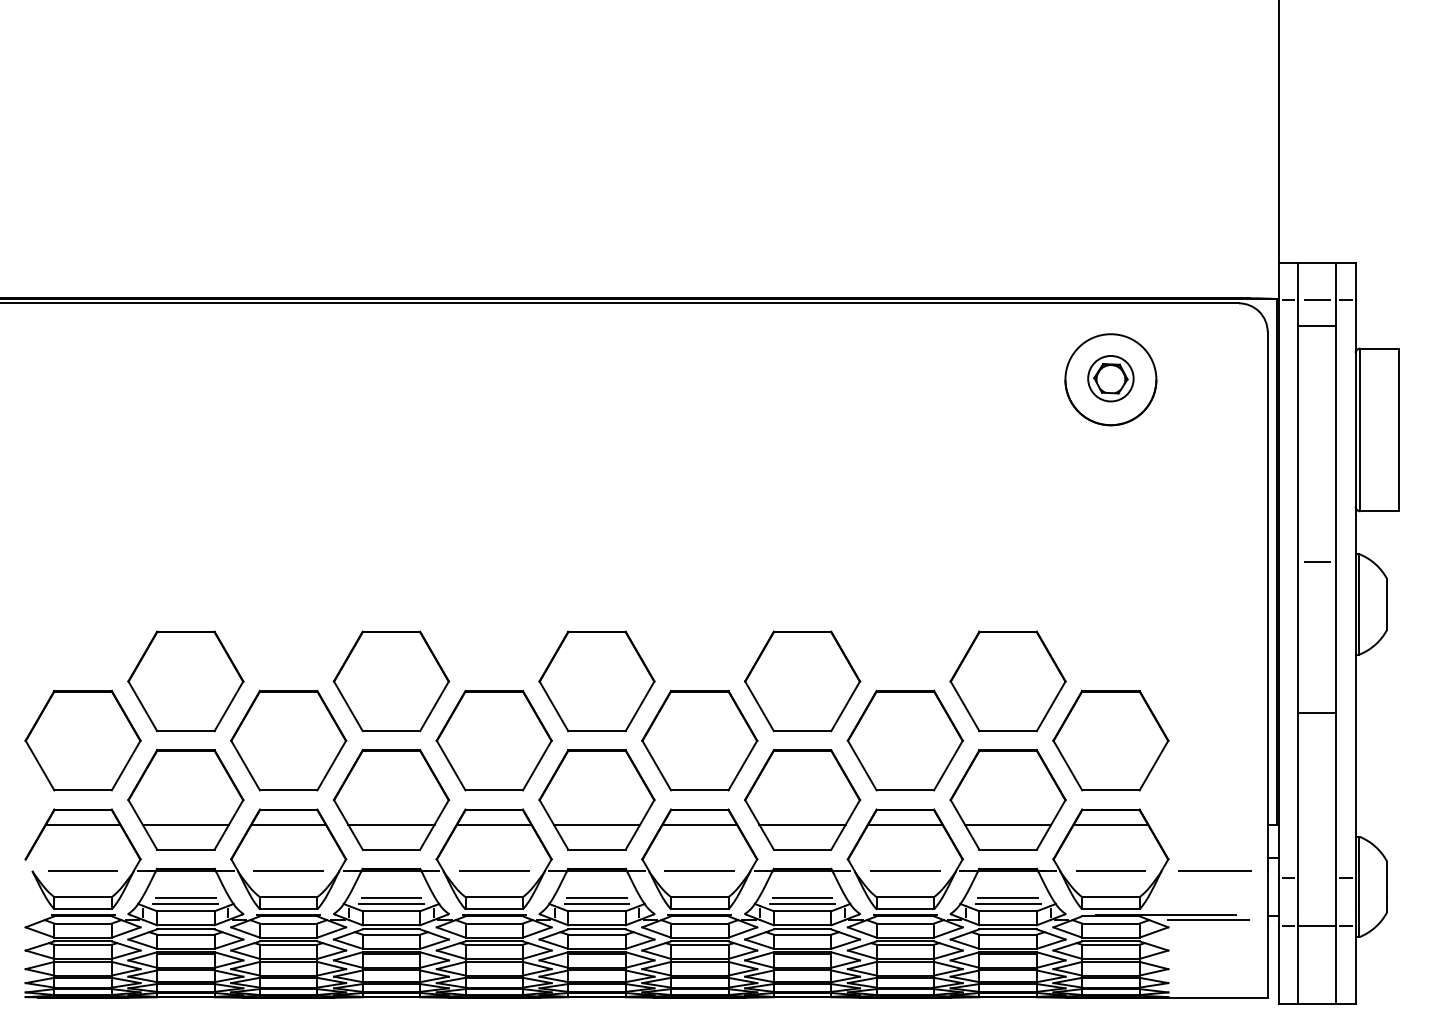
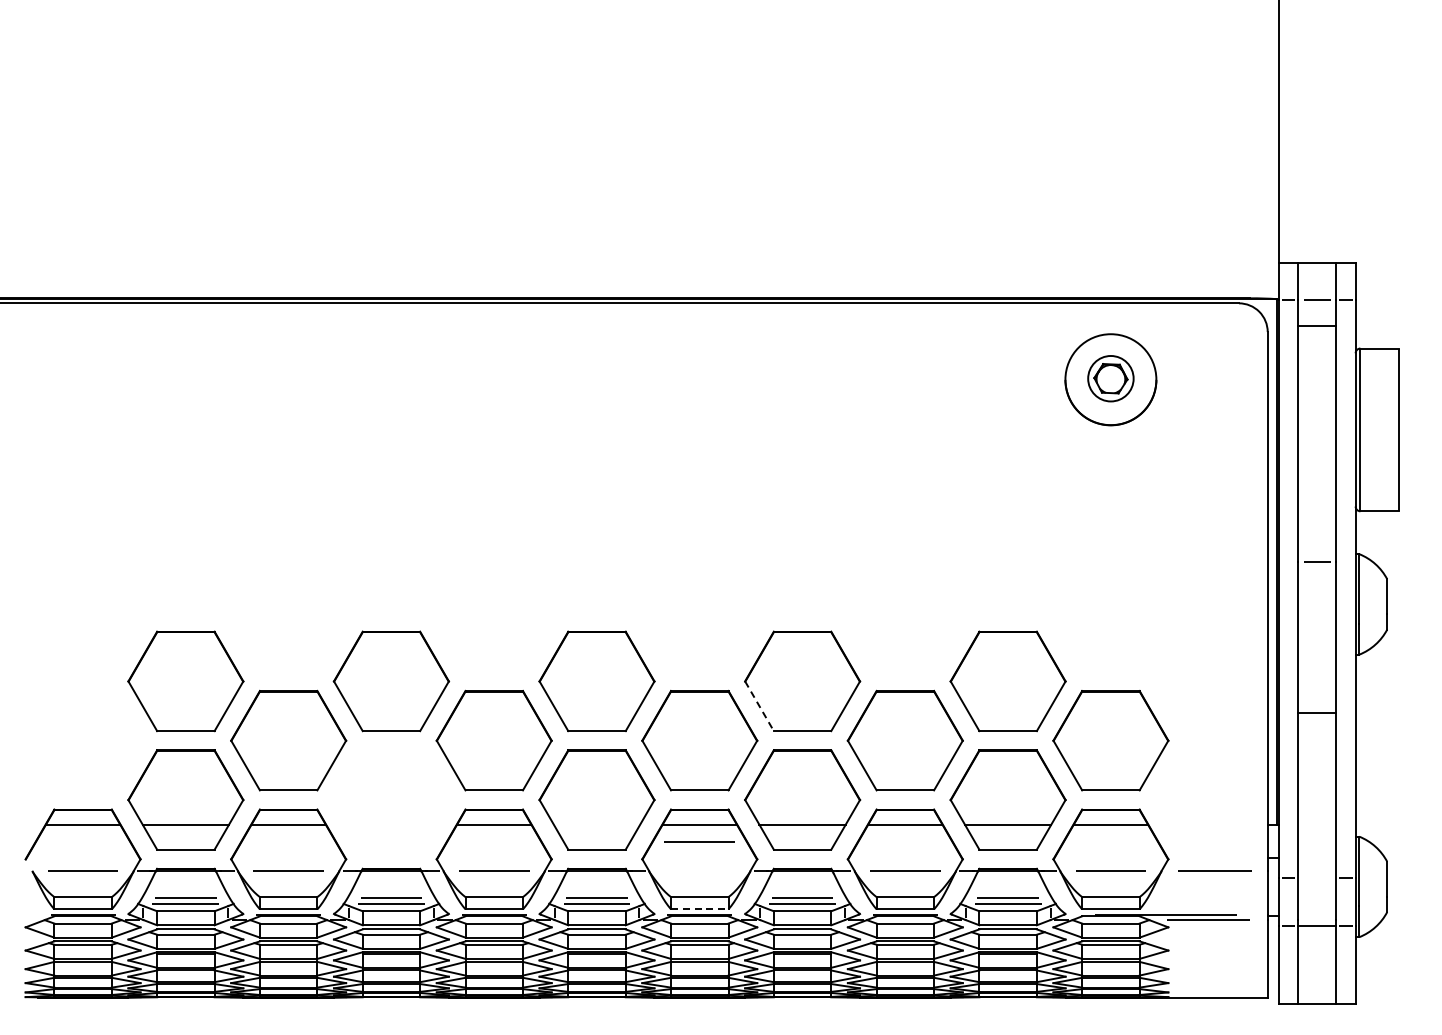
line: solid -> dashed (759, 706)
part: present -> none (82, 740)
part: present -> none (390, 799)
line: present -> none (596, 824)
line position: (699, 870) -> (699, 841) (699, 841)
line: solid -> dashed (699, 909)
